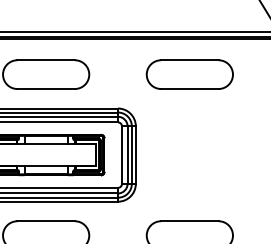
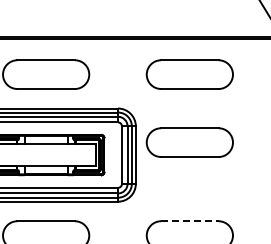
line: present -> none (134, 31)
part: none -> present (189, 142)
line: solid -> dashed (189, 221)
